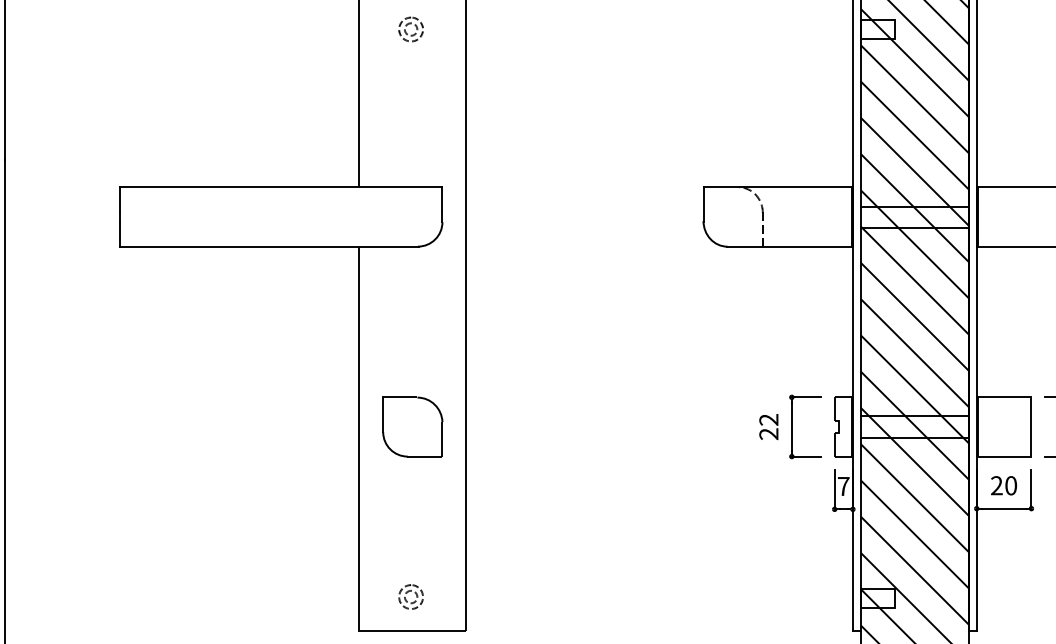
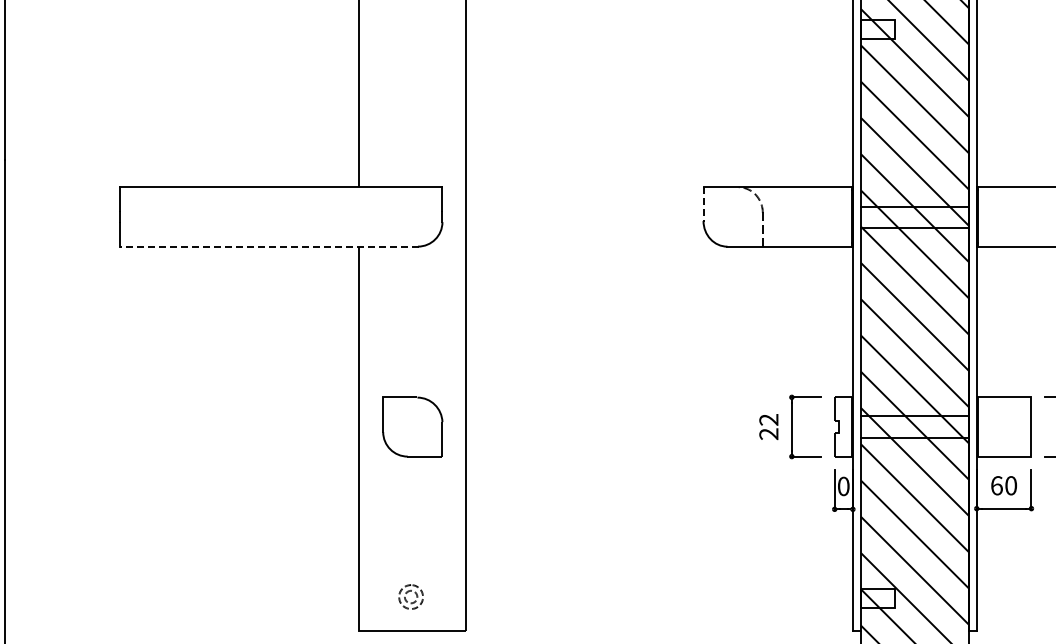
part: present -> none (410, 29)
line: solid -> dashed (703, 204)
line: solid -> dashed (268, 246)
text: 20 -> 60 (996, 485)
text: 7 -> 0 (843, 486)
